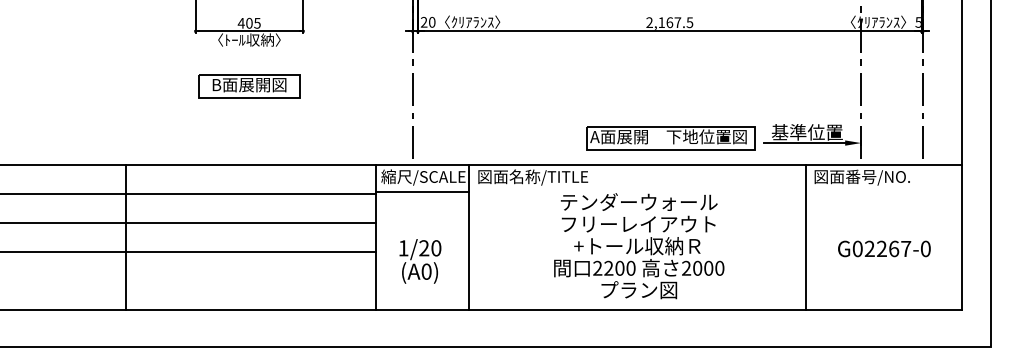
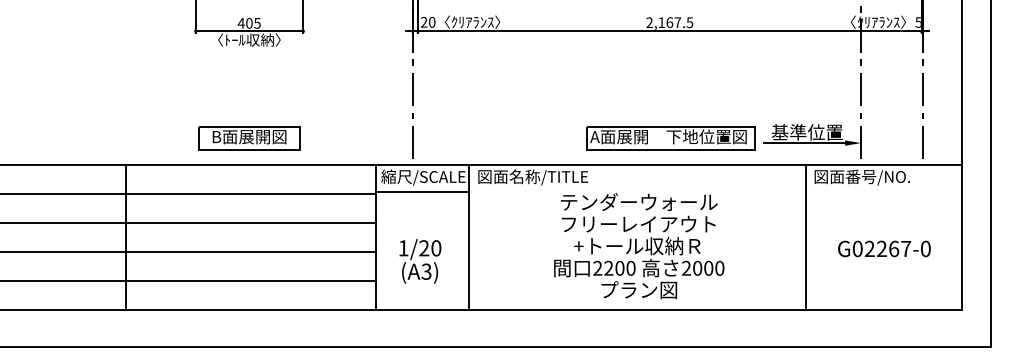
part position: (249, 86) -> (249, 138) (249, 138)
text: (A0) -> (A3) (426, 271)
line: none -> present (188, 280)
